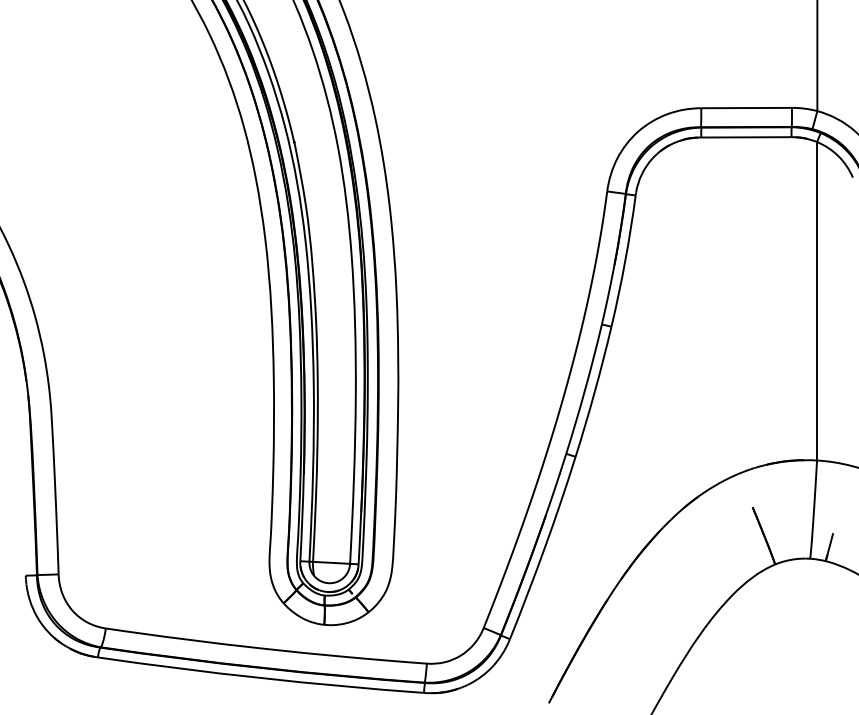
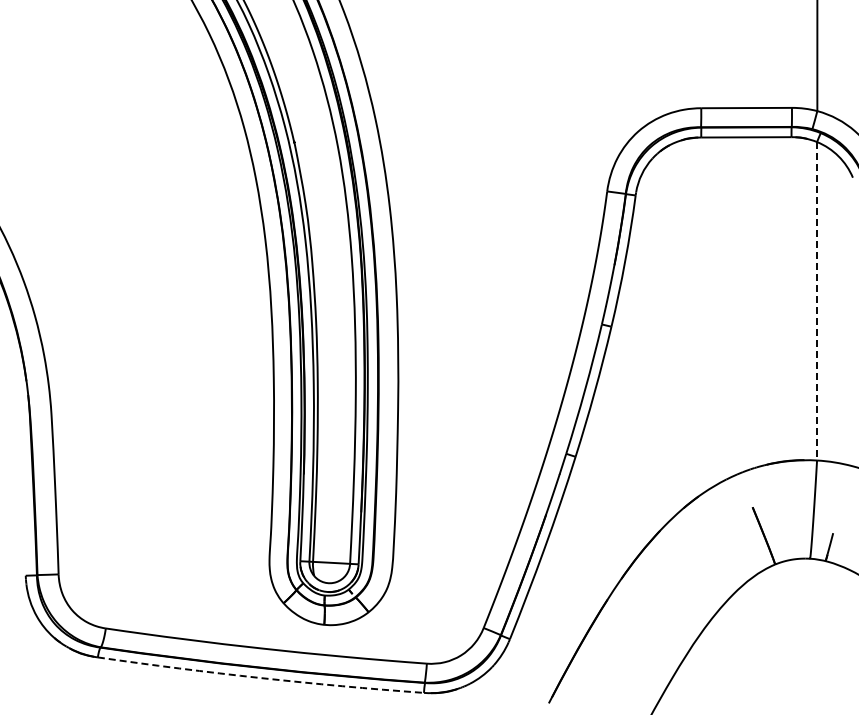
line: solid -> dashed (817, 301)
arc: solid -> dashed (260, 678)
